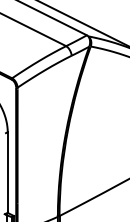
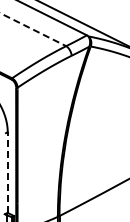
line: solid -> dashed (33, 29)
line: solid -> dashed (7, 172)
